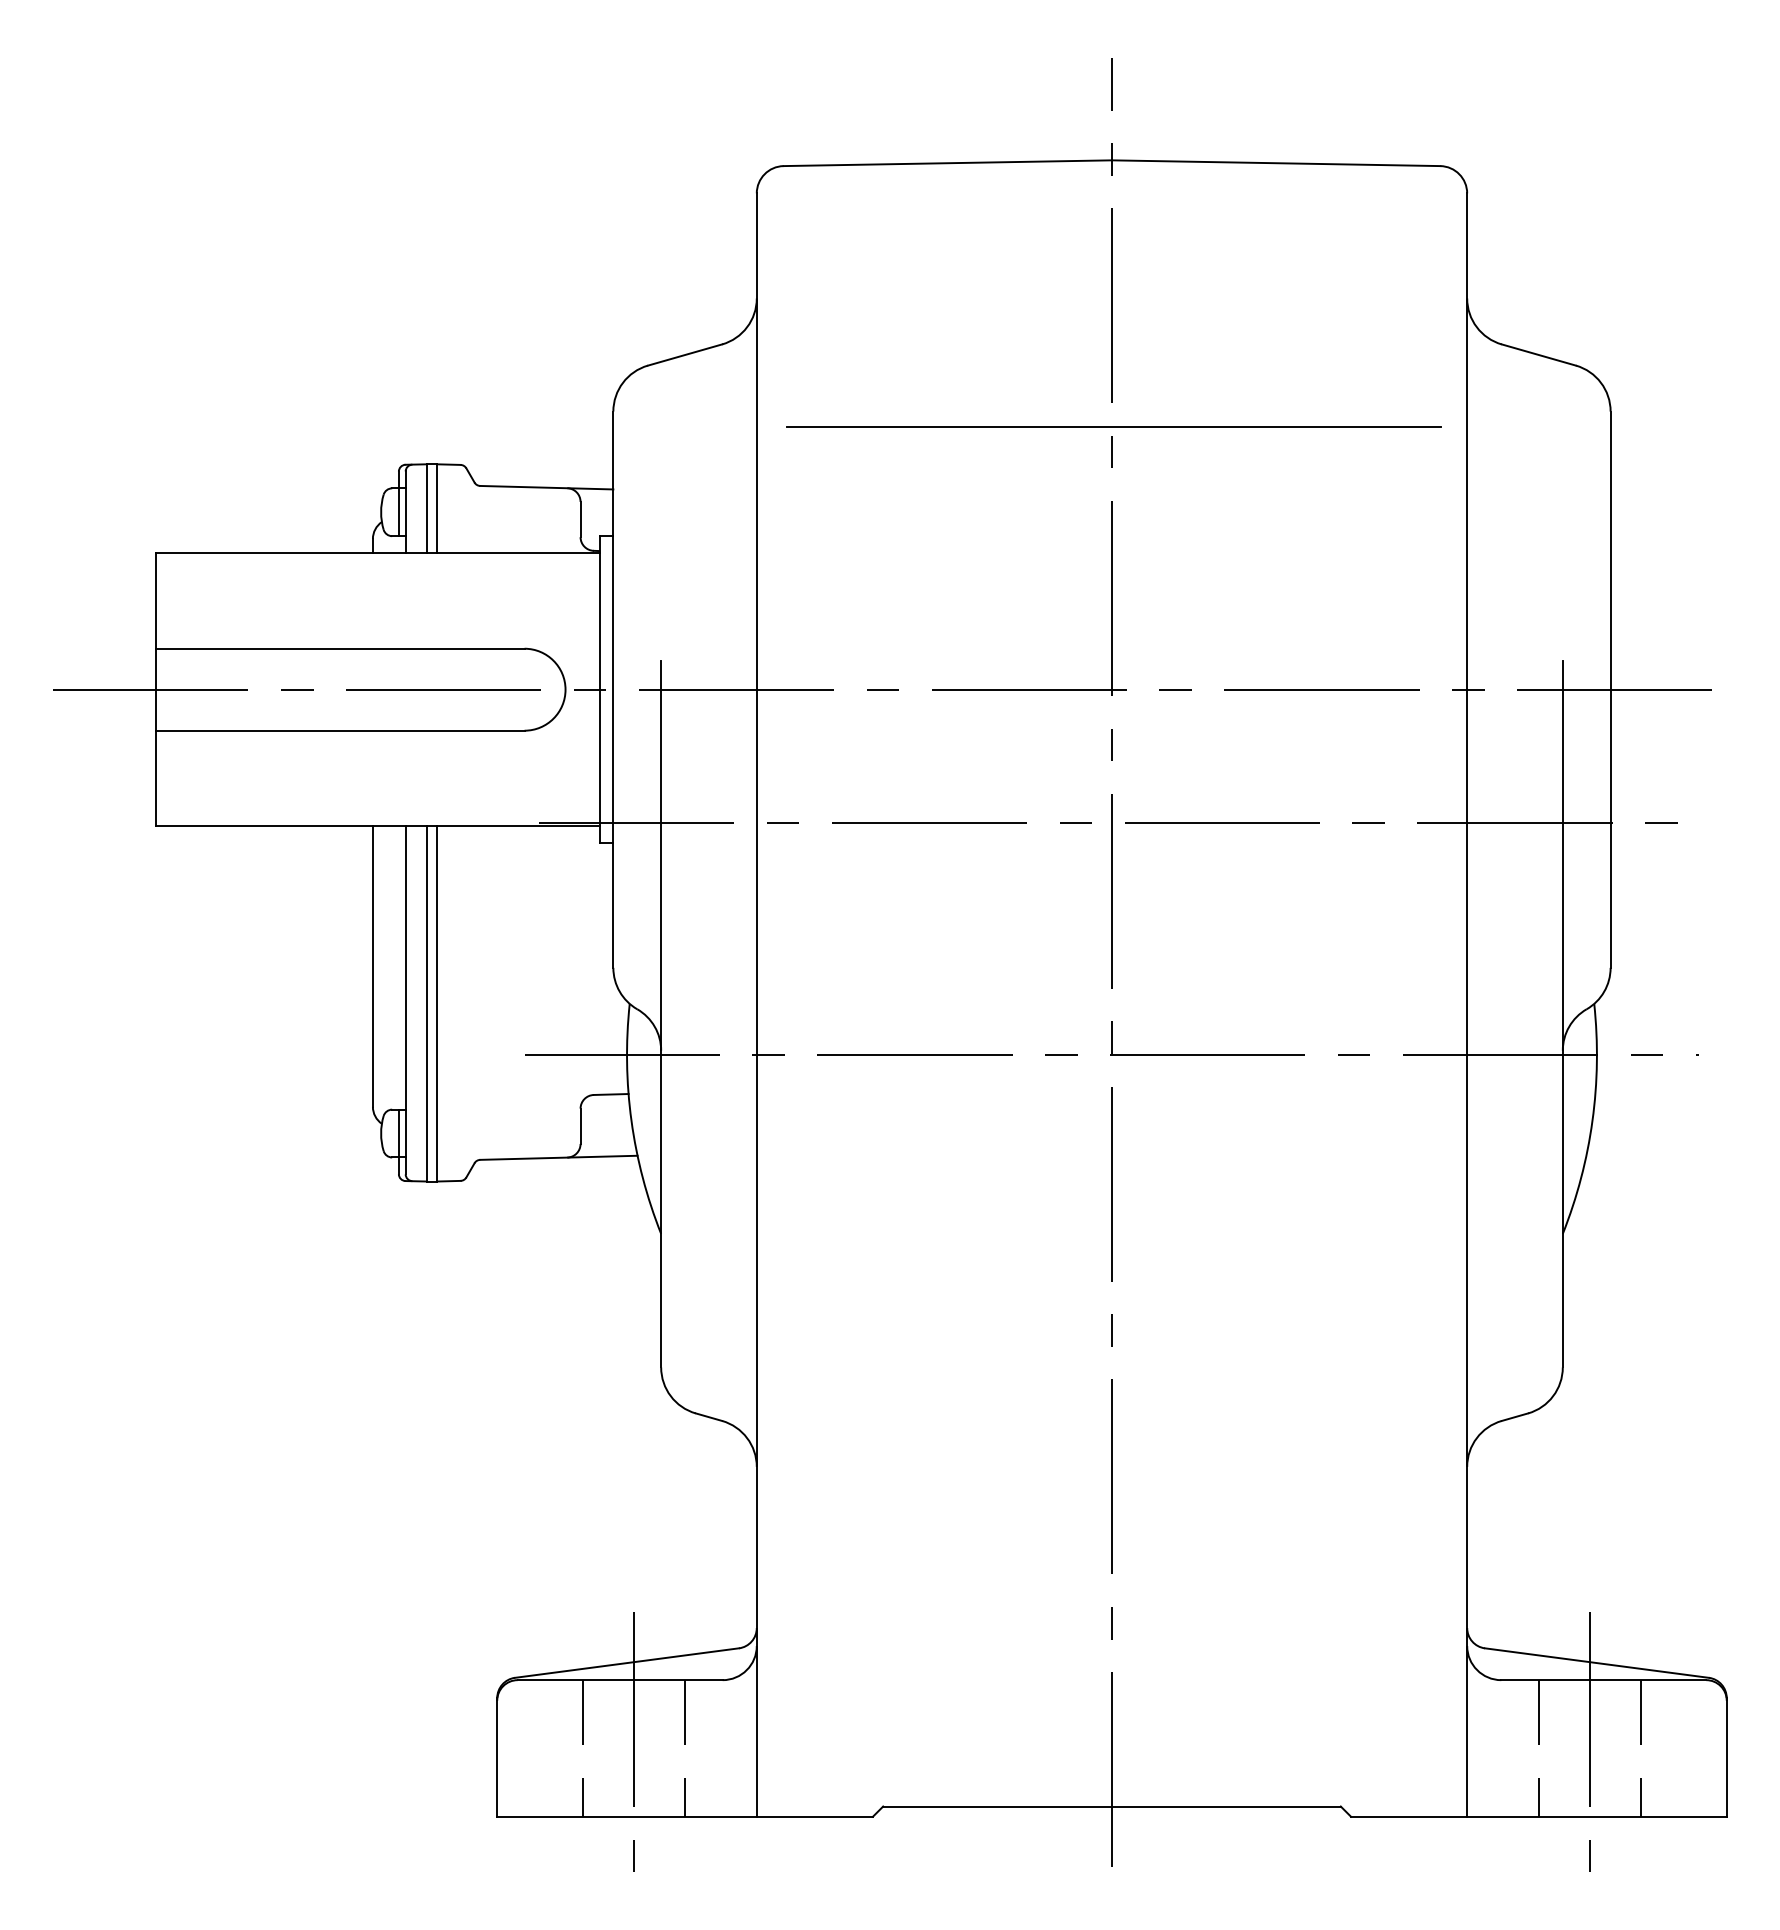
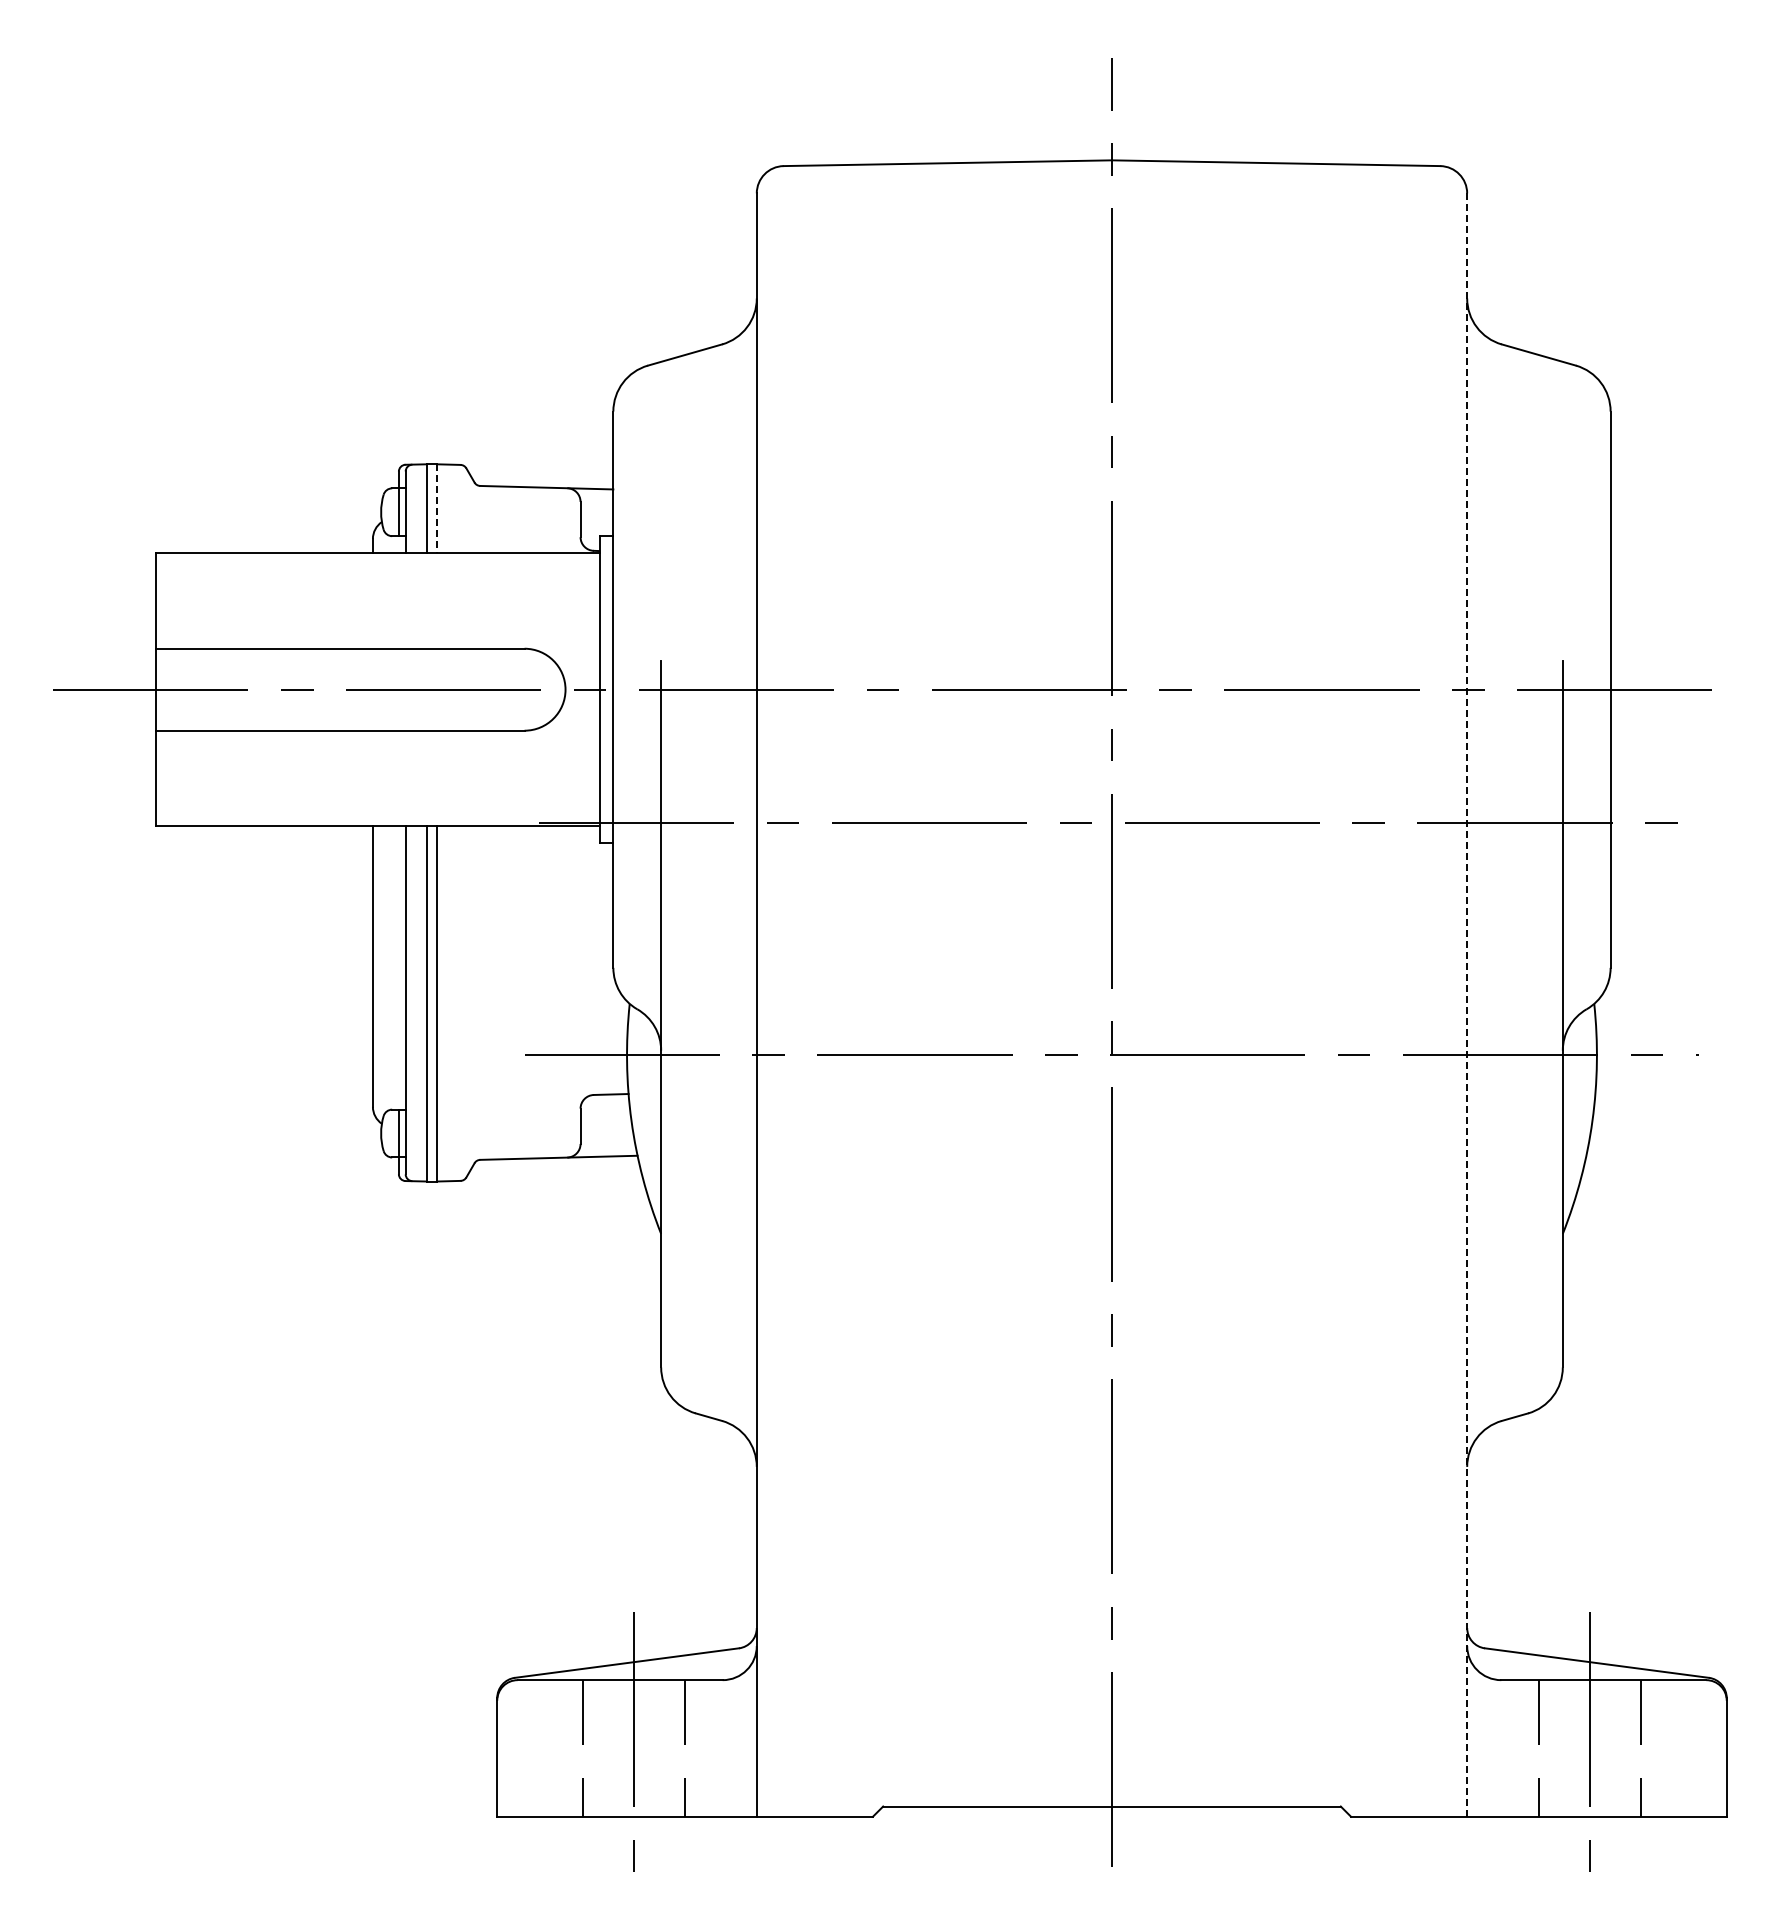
line: present -> none (1113, 426)
line: solid -> dashed (437, 509)
line: solid -> dashed (1467, 1005)
